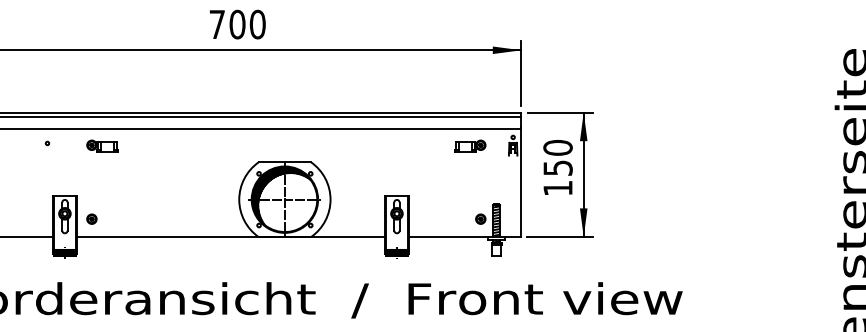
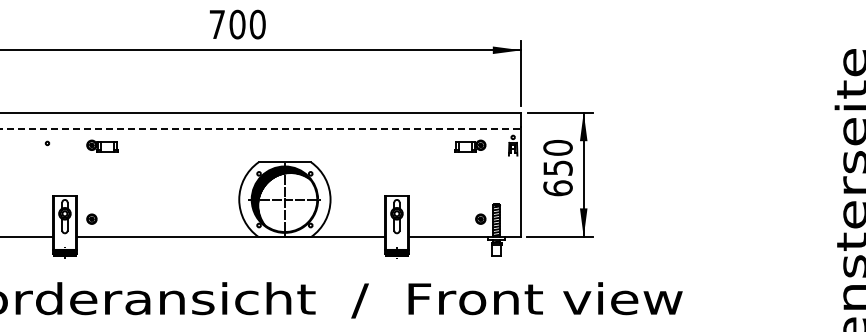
line: present -> none (261, 116)
line: solid -> dashed (260, 129)
text: 150 -> 650 (557, 188)
